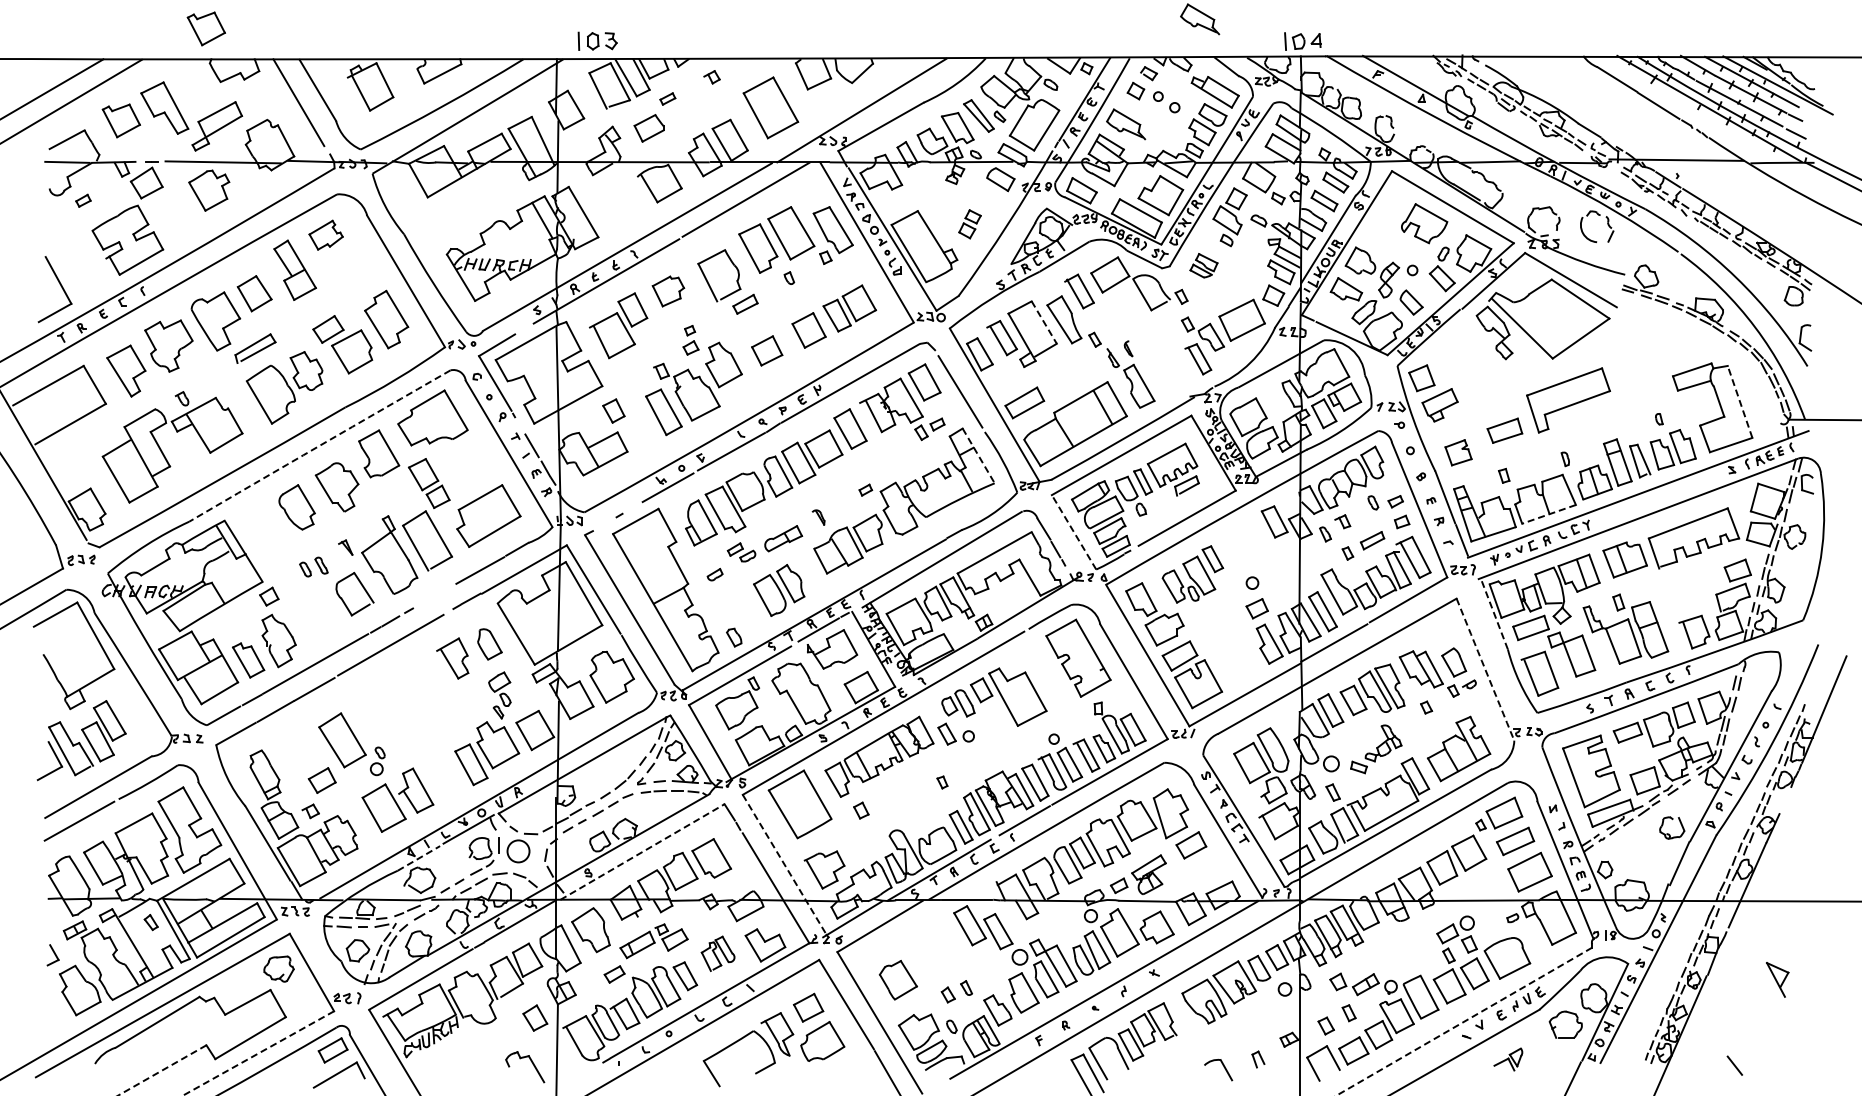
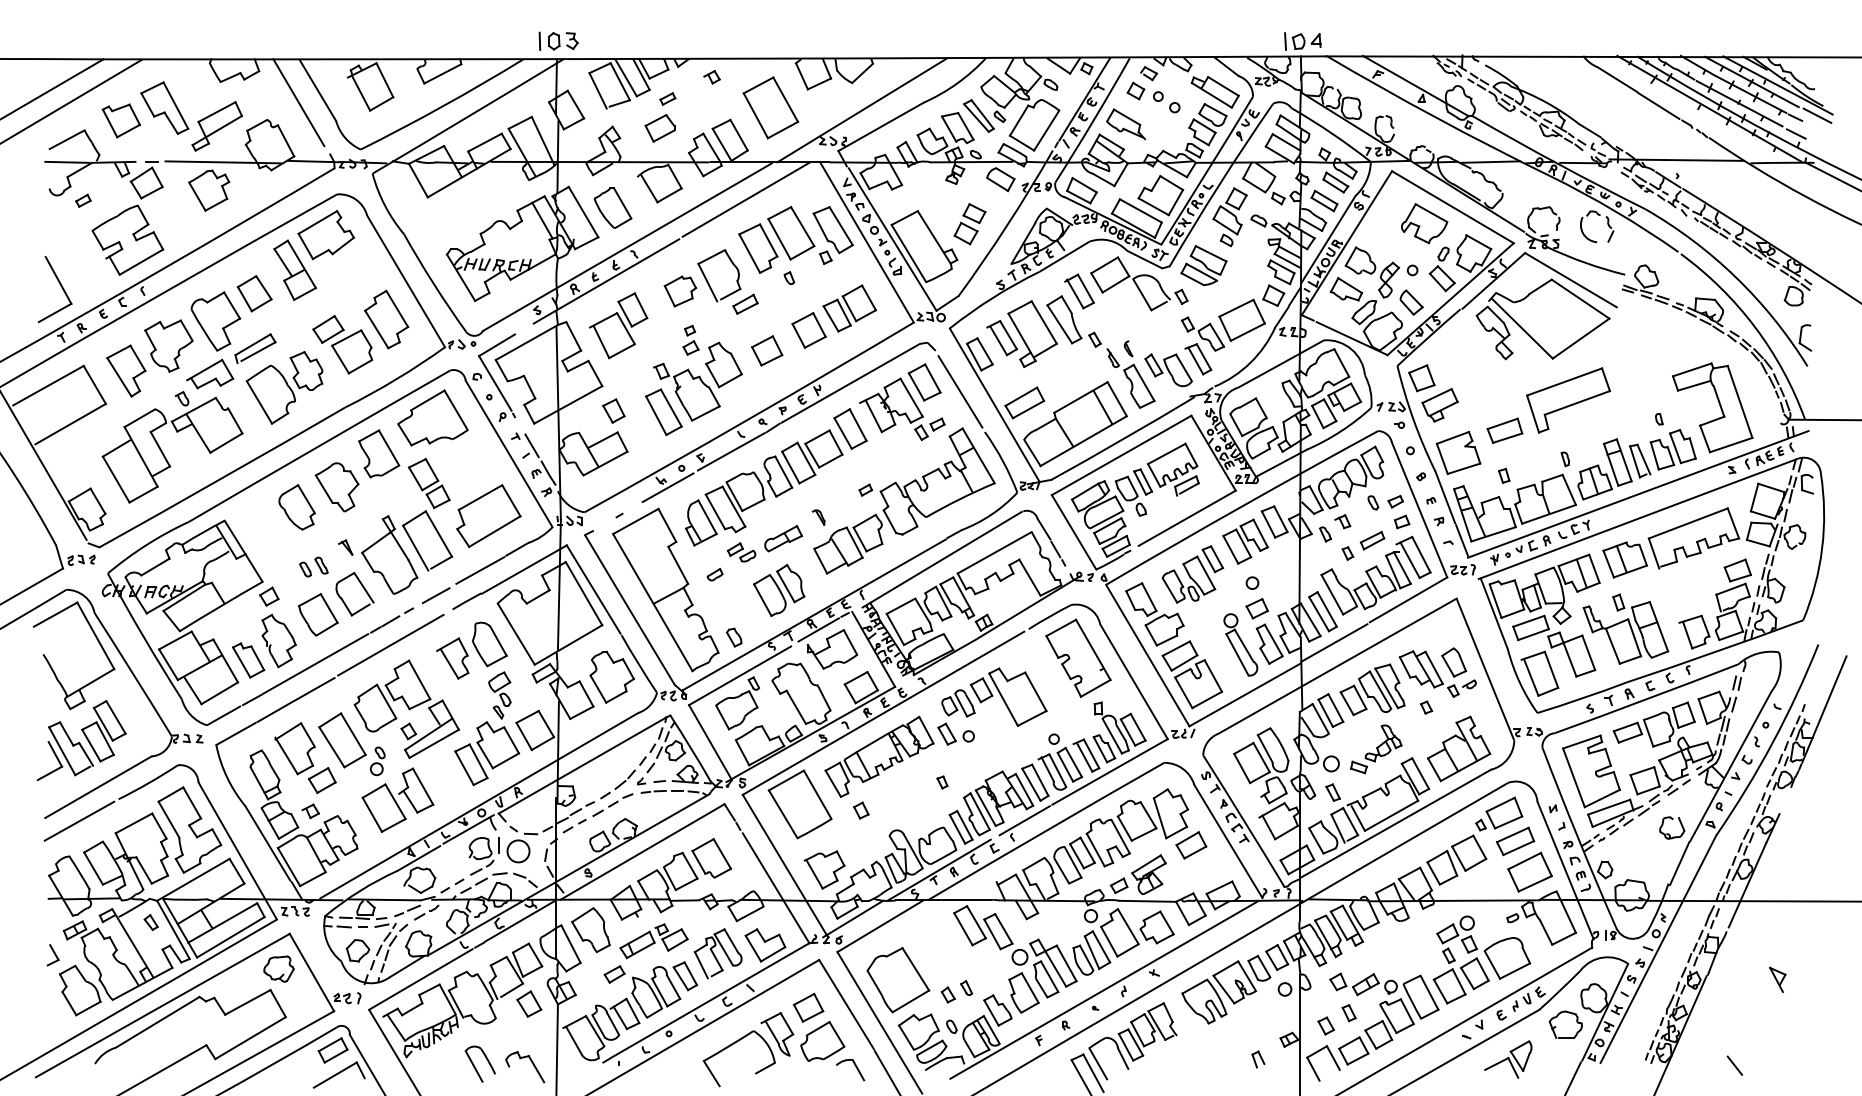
part: present -> none (1200, 19)
part: present -> none (205, 28)
part position: (597, 40) -> (558, 40) (558, 40)
line: none -> present (1817, 115)
part position: (648, 128) -> (659, 128) (659, 128)
part: none -> present (612, 207)
part size: 24x31 px -> 34x43 px (969, 224)
part size: 36x32 px -> 58x51 px (325, 235)
part size: 30x26 px -> 48x42 px (1203, 265)
part position: (668, 291) -> (680, 291) (680, 291)
line: dashed -> solid (1044, 322)
part: none -> present (1168, 370)
part: none -> present (210, 373)
line: dashed -> solid (1739, 401)
arc: dashed -> solid (319, 445)
part size: 29x28 px -> 47x45 px (1458, 452)
line: dashed -> solid (978, 455)
line: dashed -> solid (1548, 514)
line: dashed -> solid (1073, 531)
part: none -> present (1245, 541)
line: none -> present (435, 595)
line: dashed -> solid (1494, 613)
part: none -> present (318, 614)
part size: 26x33 px -> 36x47 px (489, 644)
part: none -> present (1240, 644)
arc: dashed -> solid (1485, 669)
part: none -> present (406, 708)
part: none -> present (294, 748)
line: dashed -> solid (642, 852)
line: dashed -> solid (418, 858)
line: dashed -> solid (784, 864)
part size: 36x37 px -> 50x52 px (717, 953)
part size: 24x36 px -> 18x28 px (1777, 979)
part size: 40x41 px -> 65x67 px (898, 980)
part position: (535, 1017) -> (529, 1003) (529, 1003)
line: dashed -> solid (1464, 1021)
line: dashed -> solid (258, 1053)
part size: 31x25 px -> 49x39 px (1508, 1059)
part: none -> present (479, 1063)
line: dashed -> solid (162, 1070)
part position: (1218, 1070) -> (850, 1070) (850, 1070)
